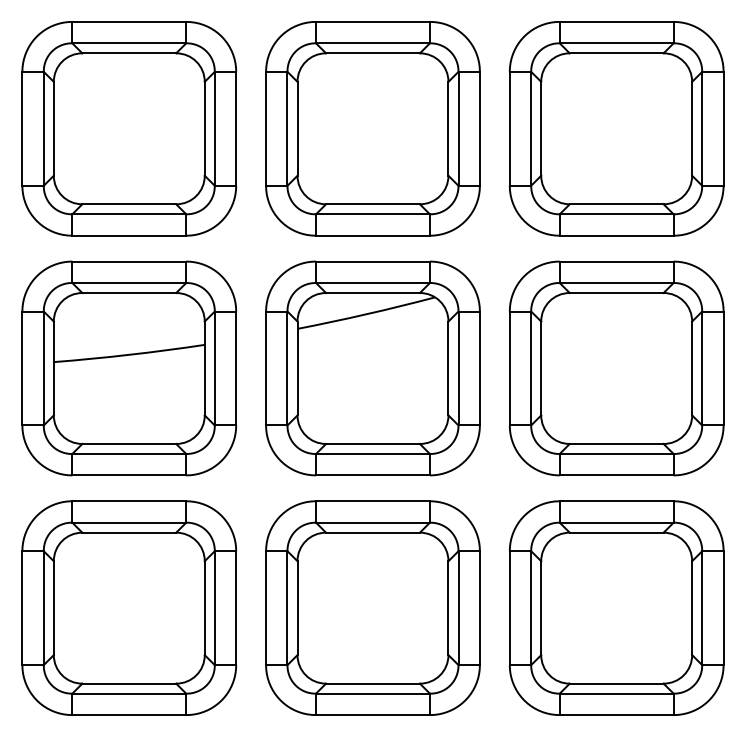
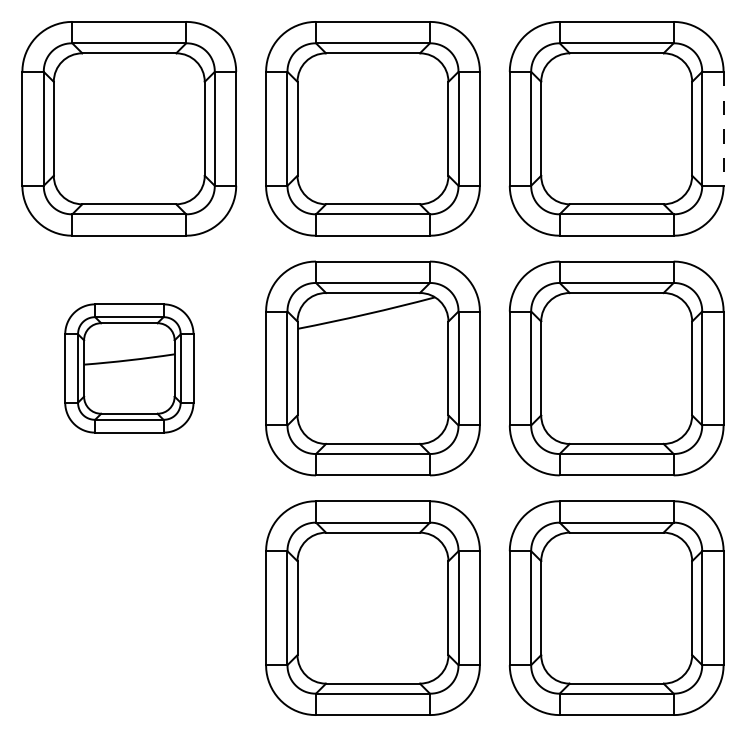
line: solid -> dashed (723, 128)
part size: 217x217 px -> 131x131 px (129, 368)
part: present -> none (129, 607)
